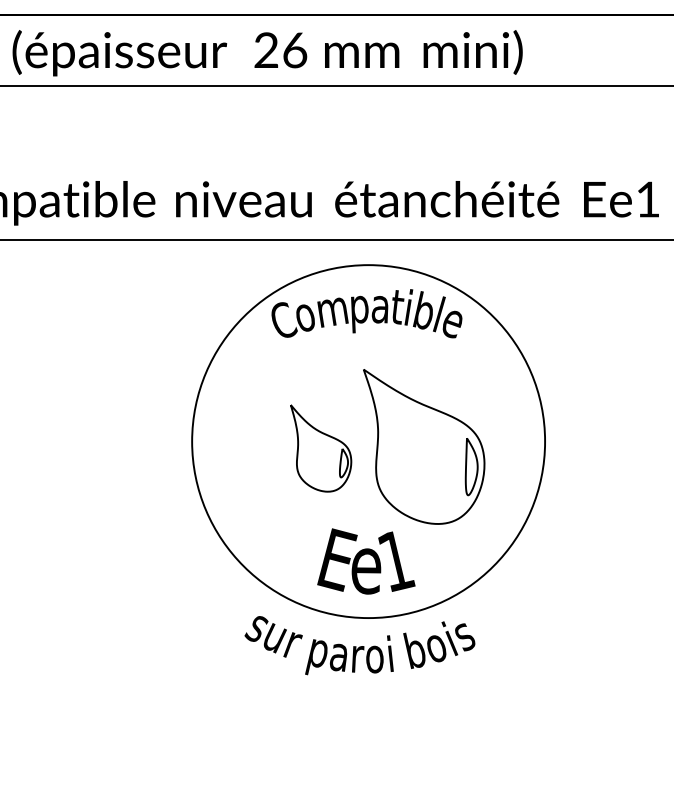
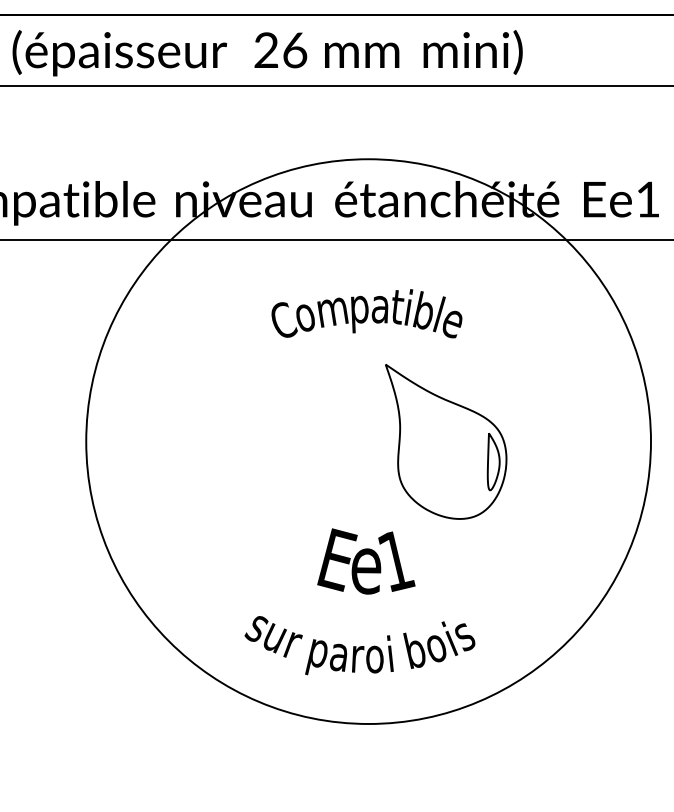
circle diameter: 353 px -> 565 px (368, 441)
part position: (424, 446) -> (446, 441) (446, 441)
part: present -> none (321, 448)
